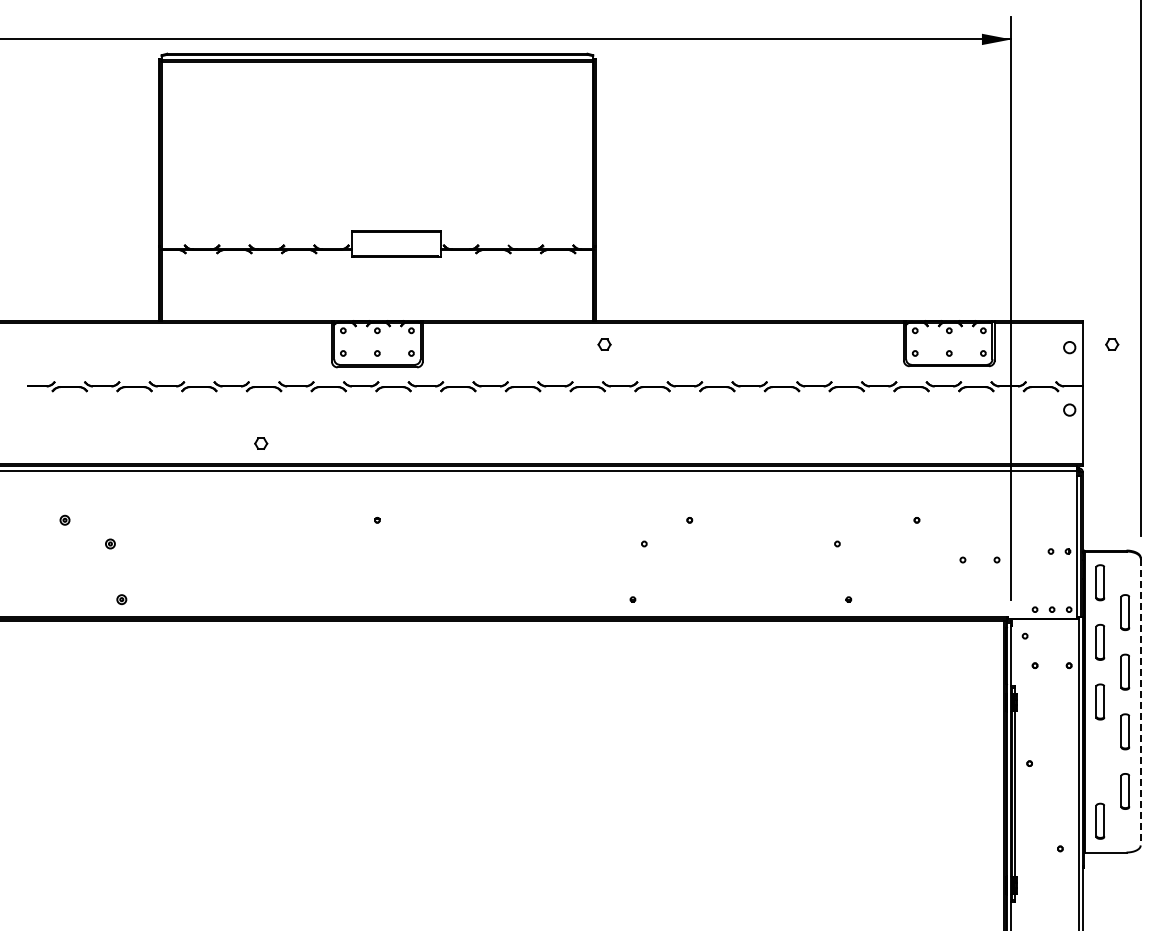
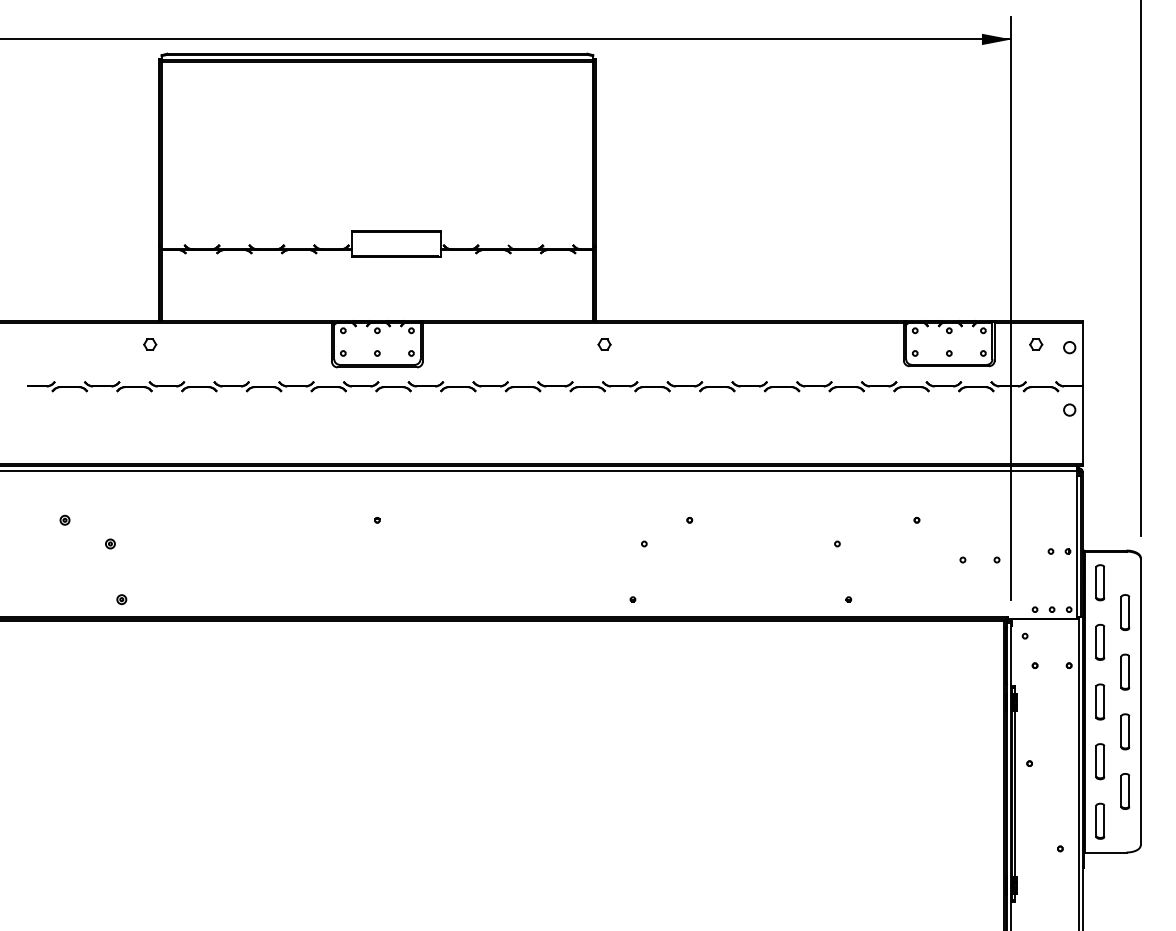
part position: (1112, 344) -> (1036, 344) (1036, 344)
part position: (261, 443) -> (150, 344) (150, 344)
line: dashed -> solid (1140, 702)
part: none -> present (1100, 761)
